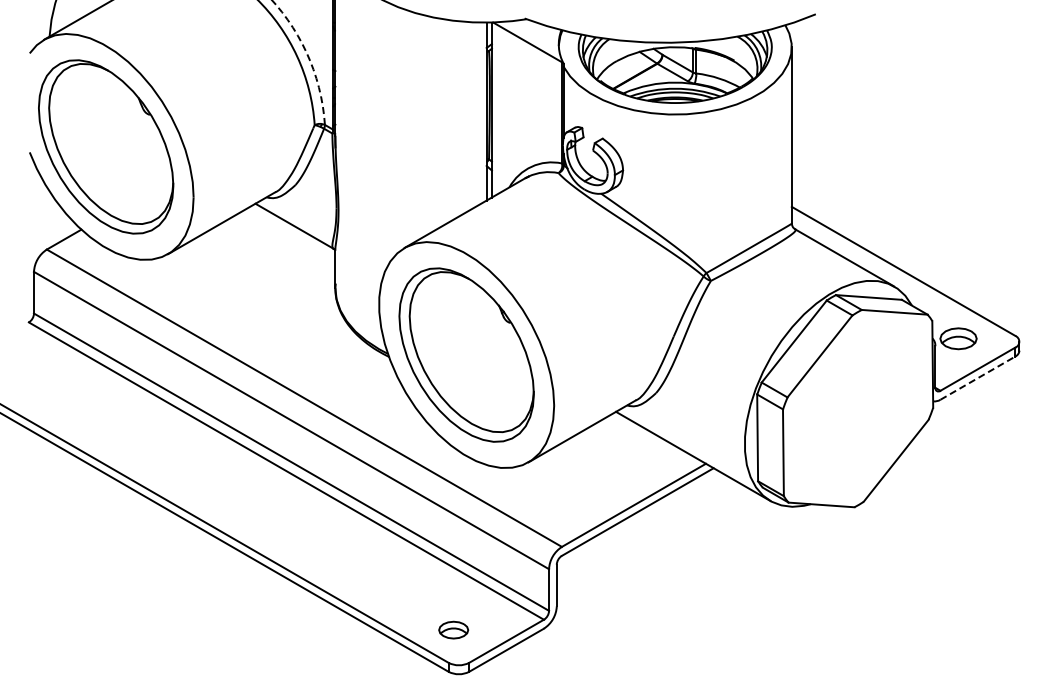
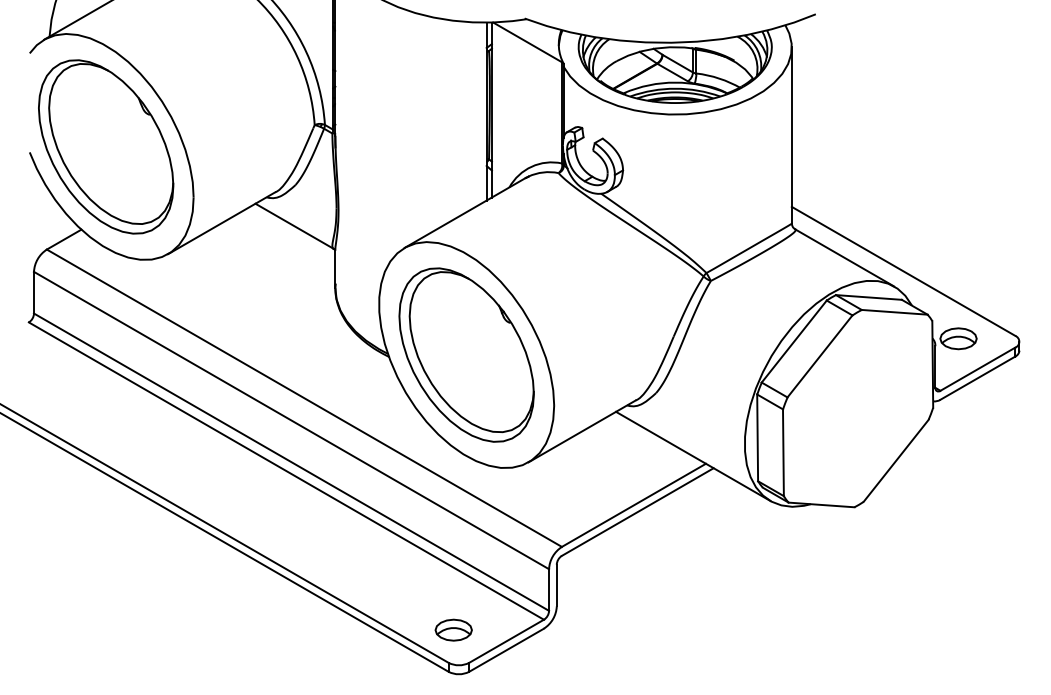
arc: dashed -> solid (309, 58)
line: dashed -> solid (978, 377)
part size: 32x20 px -> 39x24 px (453, 629)
